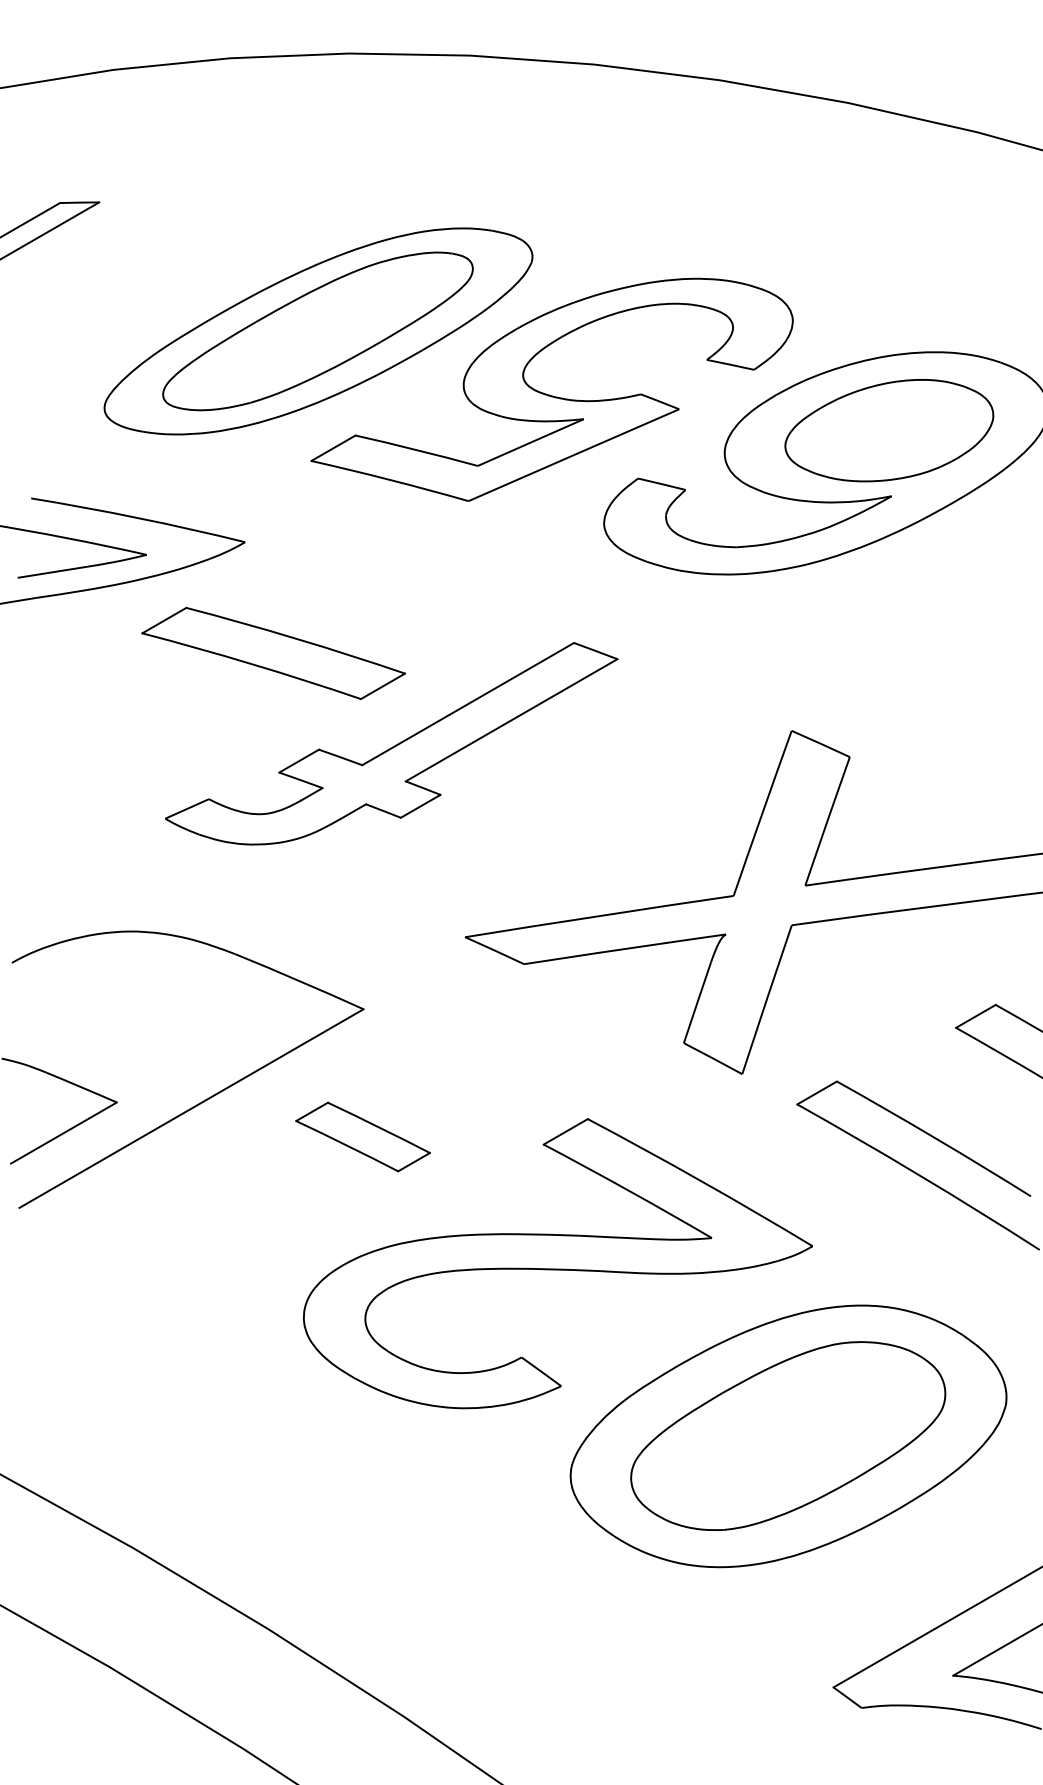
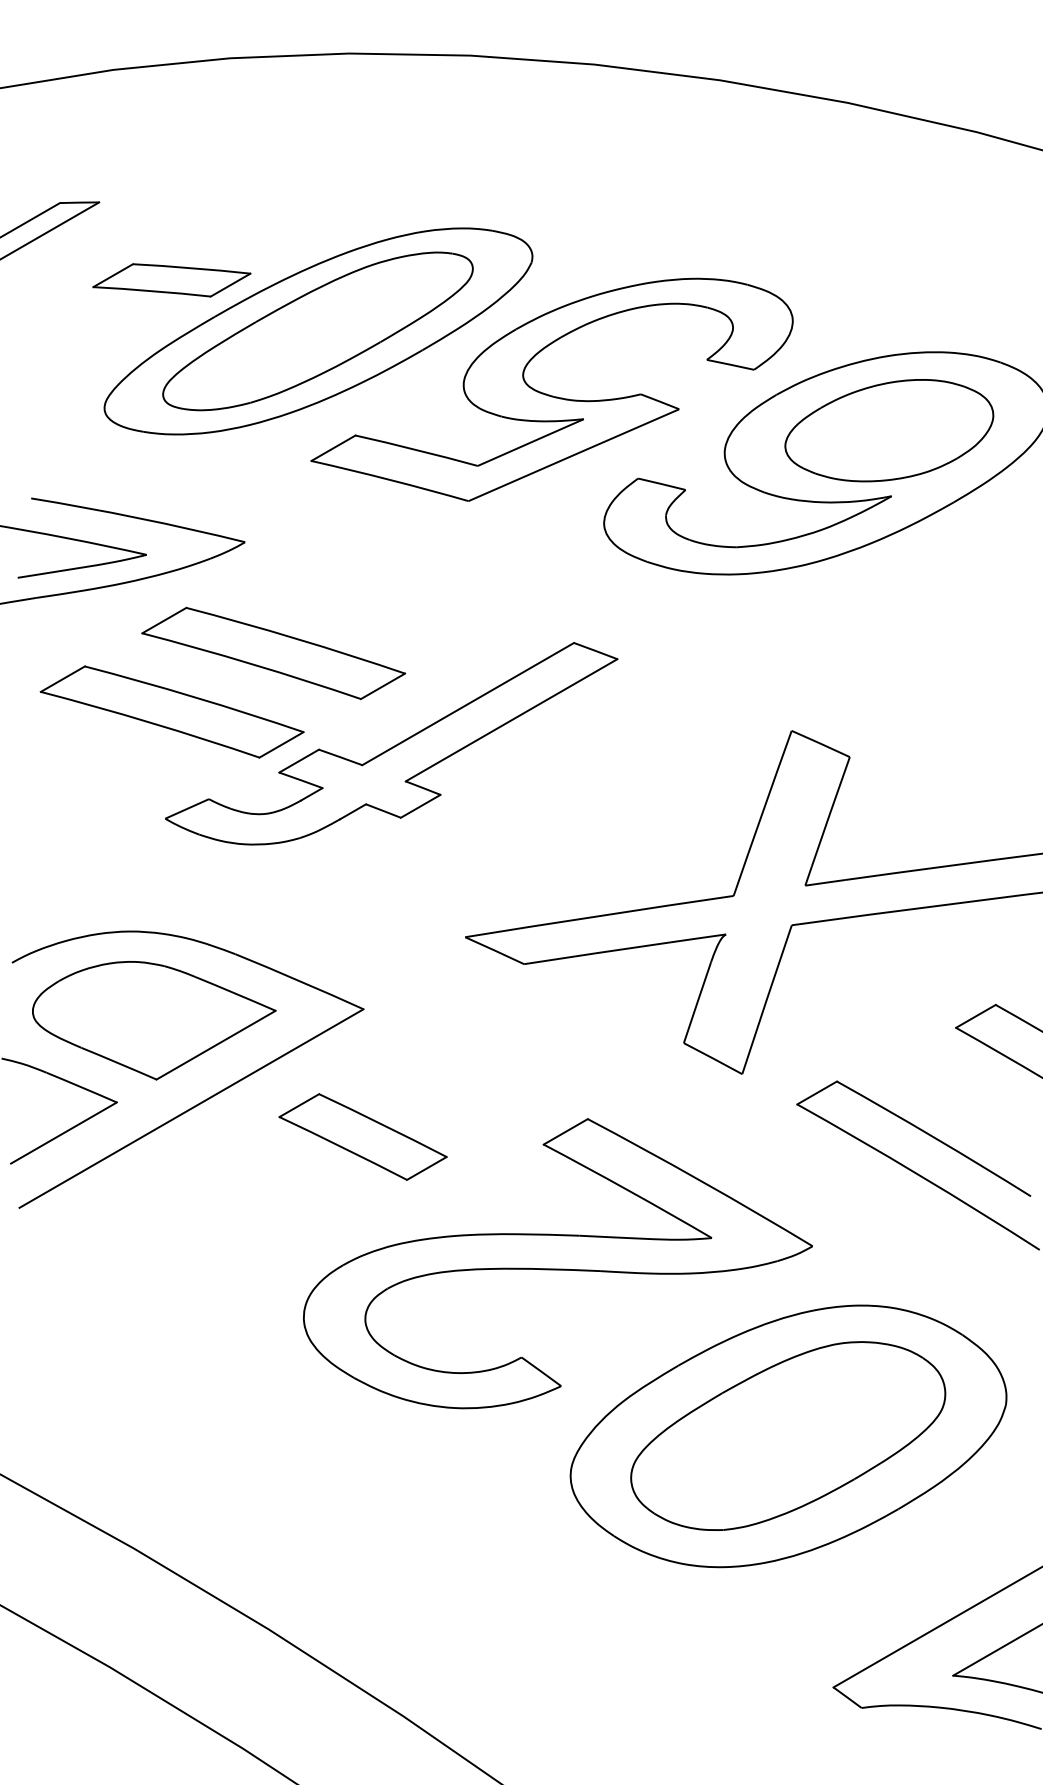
part: none -> present (171, 280)
part: none -> present (171, 711)
part: none -> present (154, 1020)
part size: 136x72 px -> 170x88 px (362, 1136)
